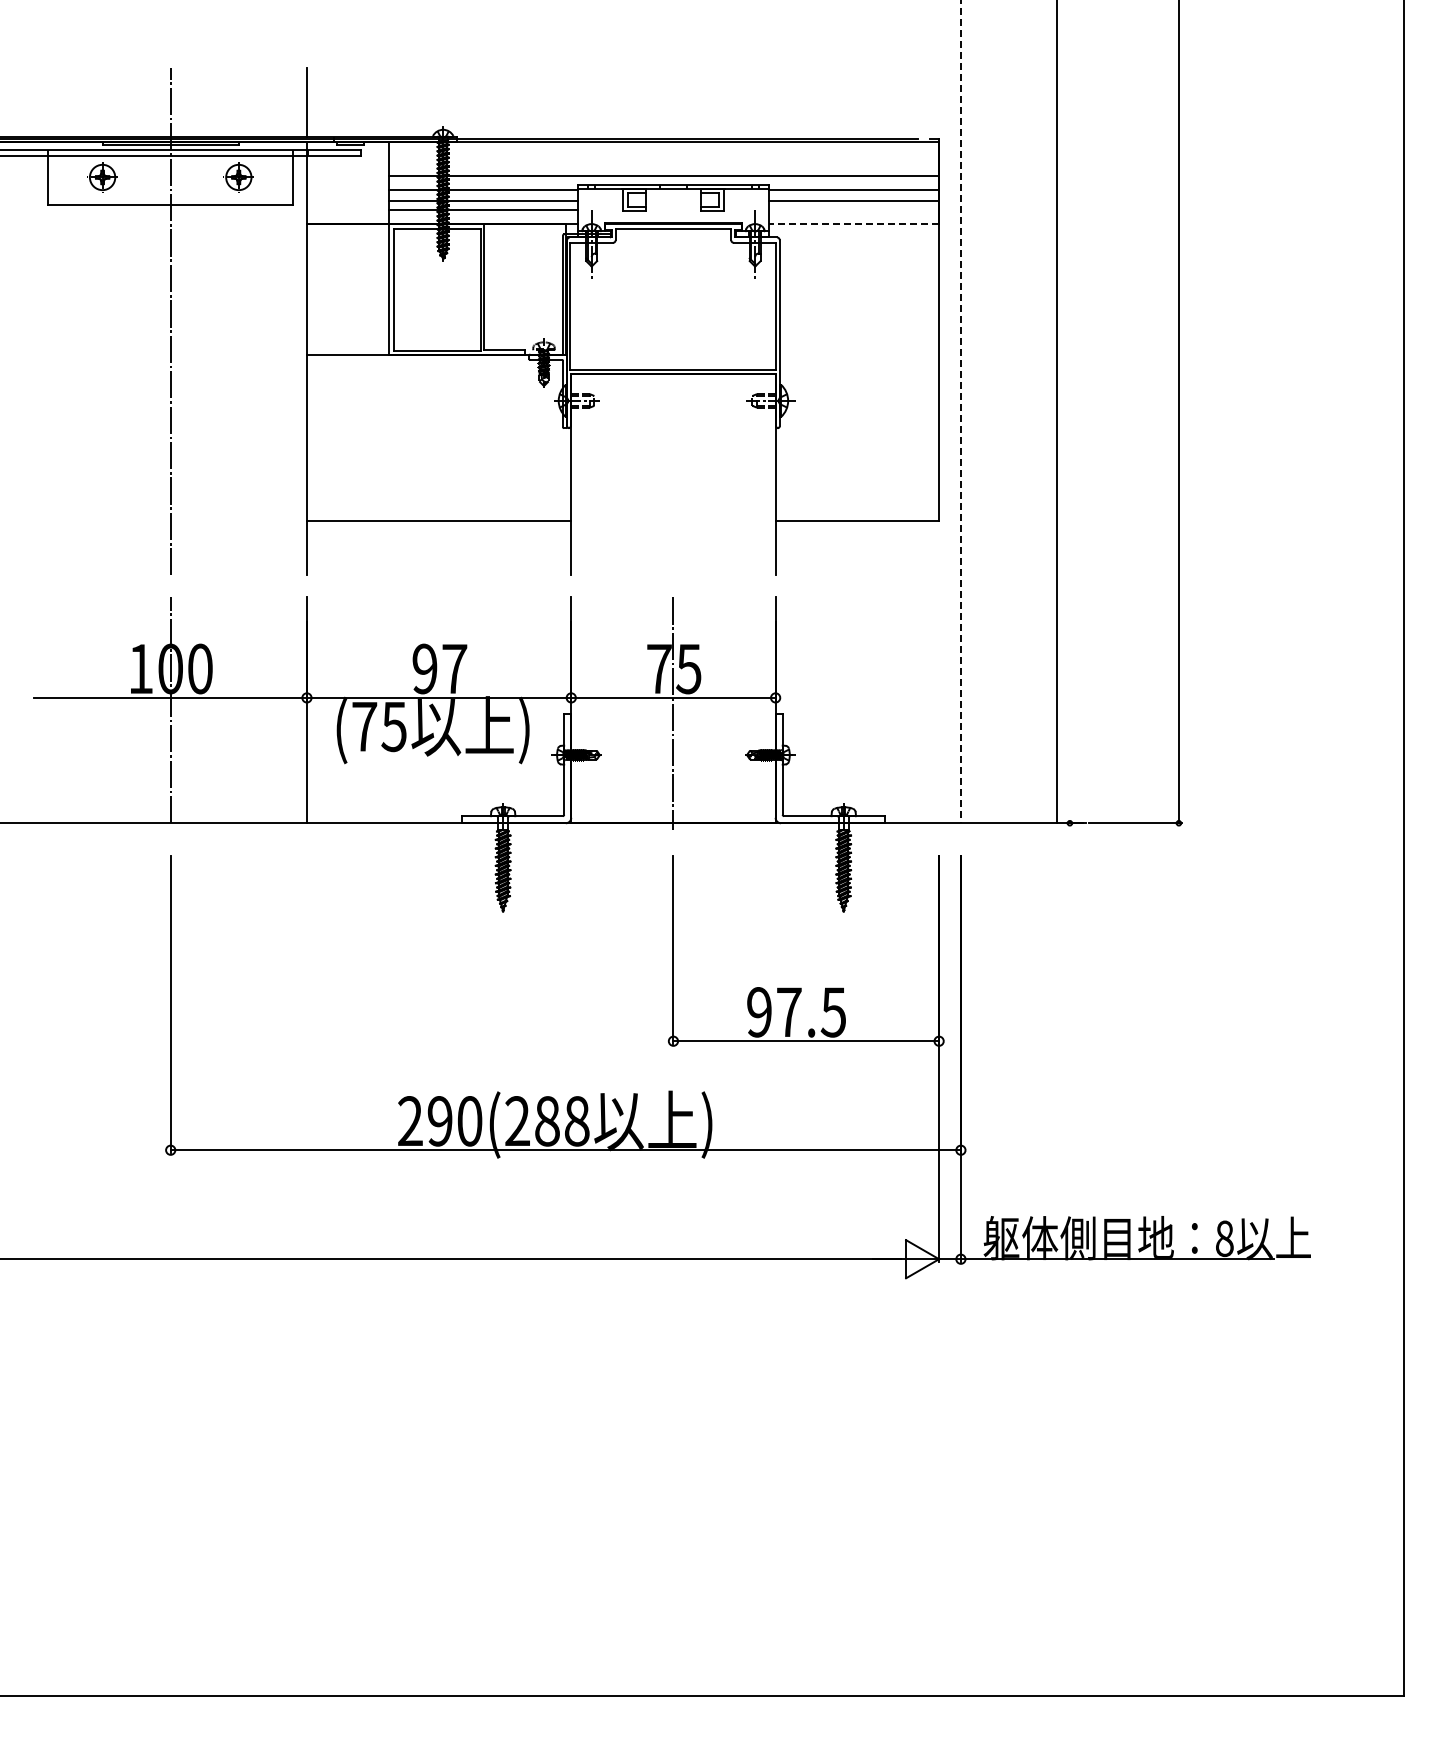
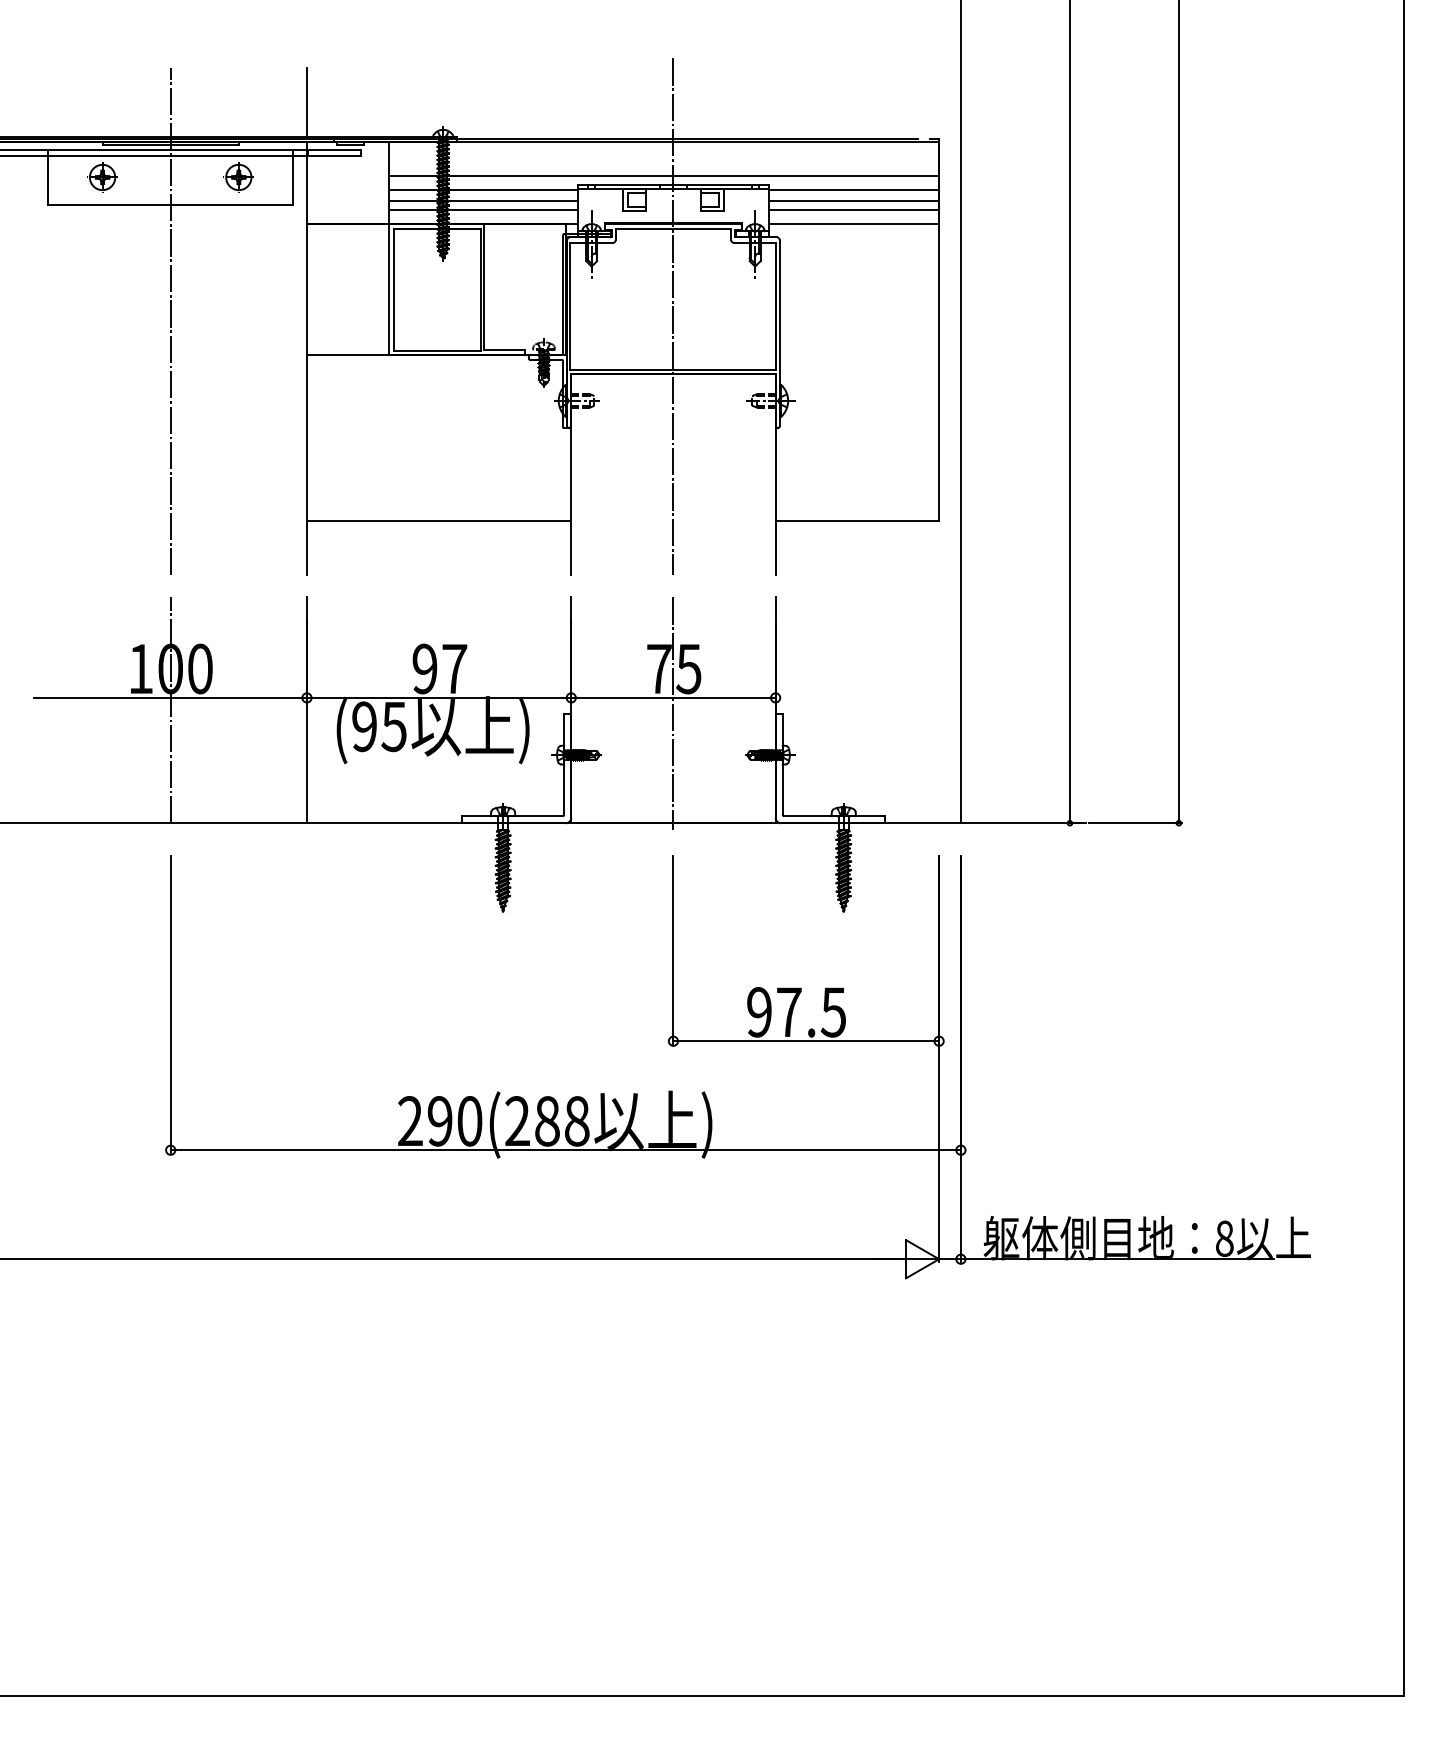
line: none -> present (853, 210)
line: dashed -> solid (853, 223)
line: none -> present (673, 316)
line: dashed -> solid (960, 412)
line position: (1056, 412) -> (1069, 412) (1069, 412)
text: (75 -> (95 (364, 726)
